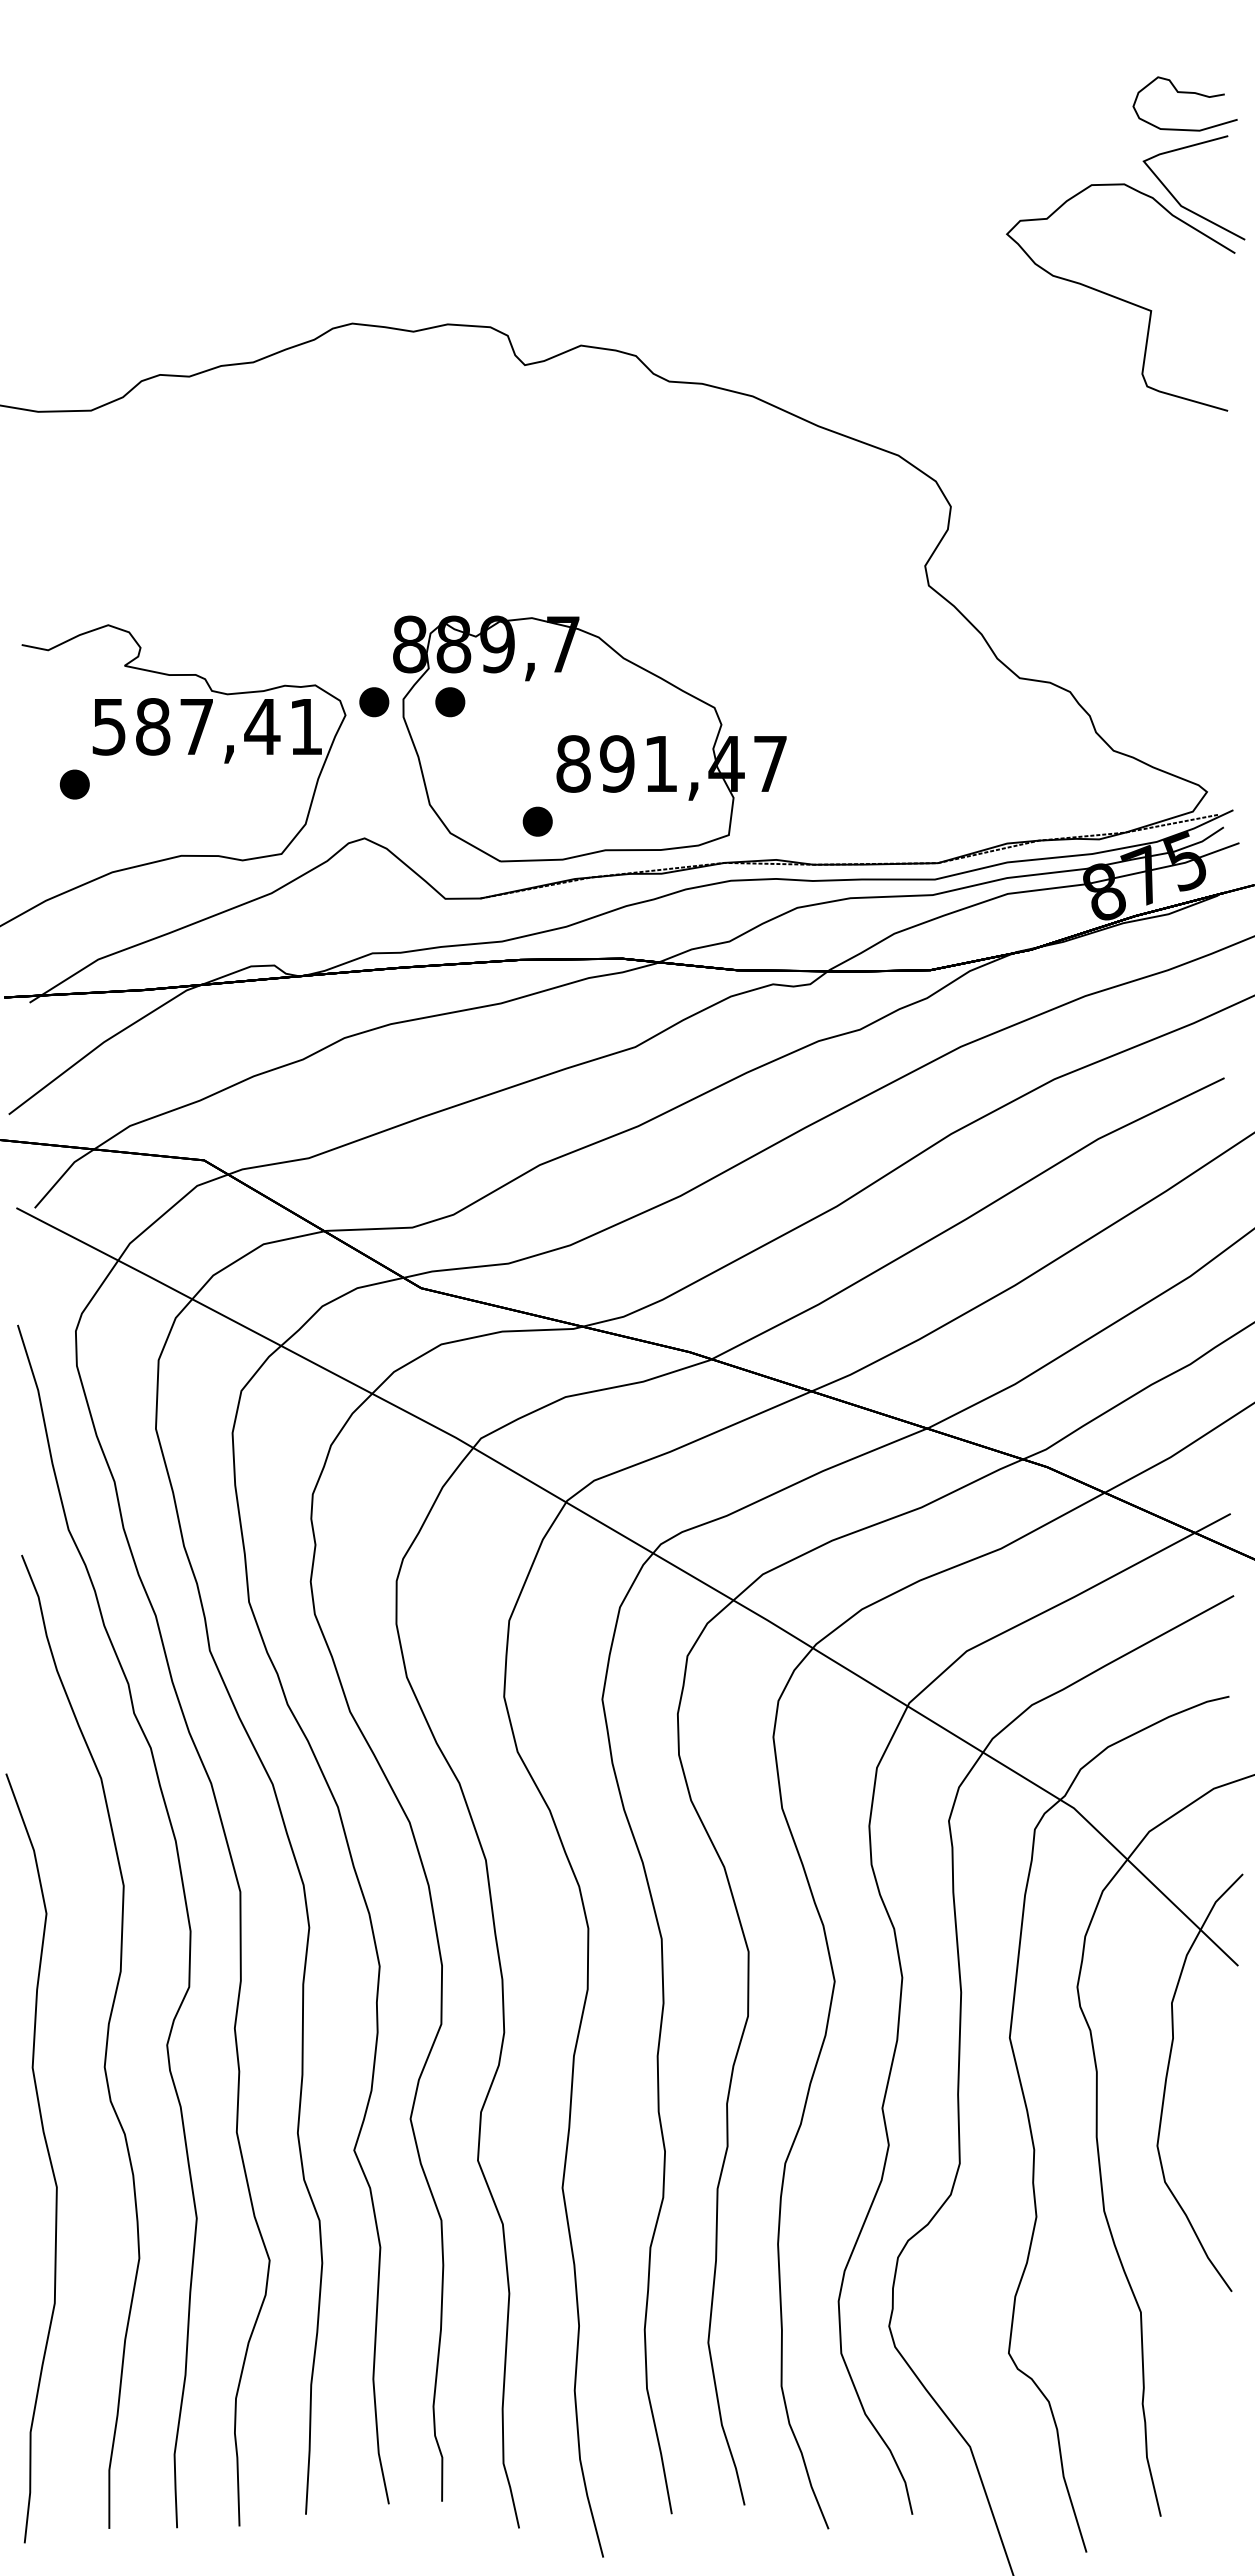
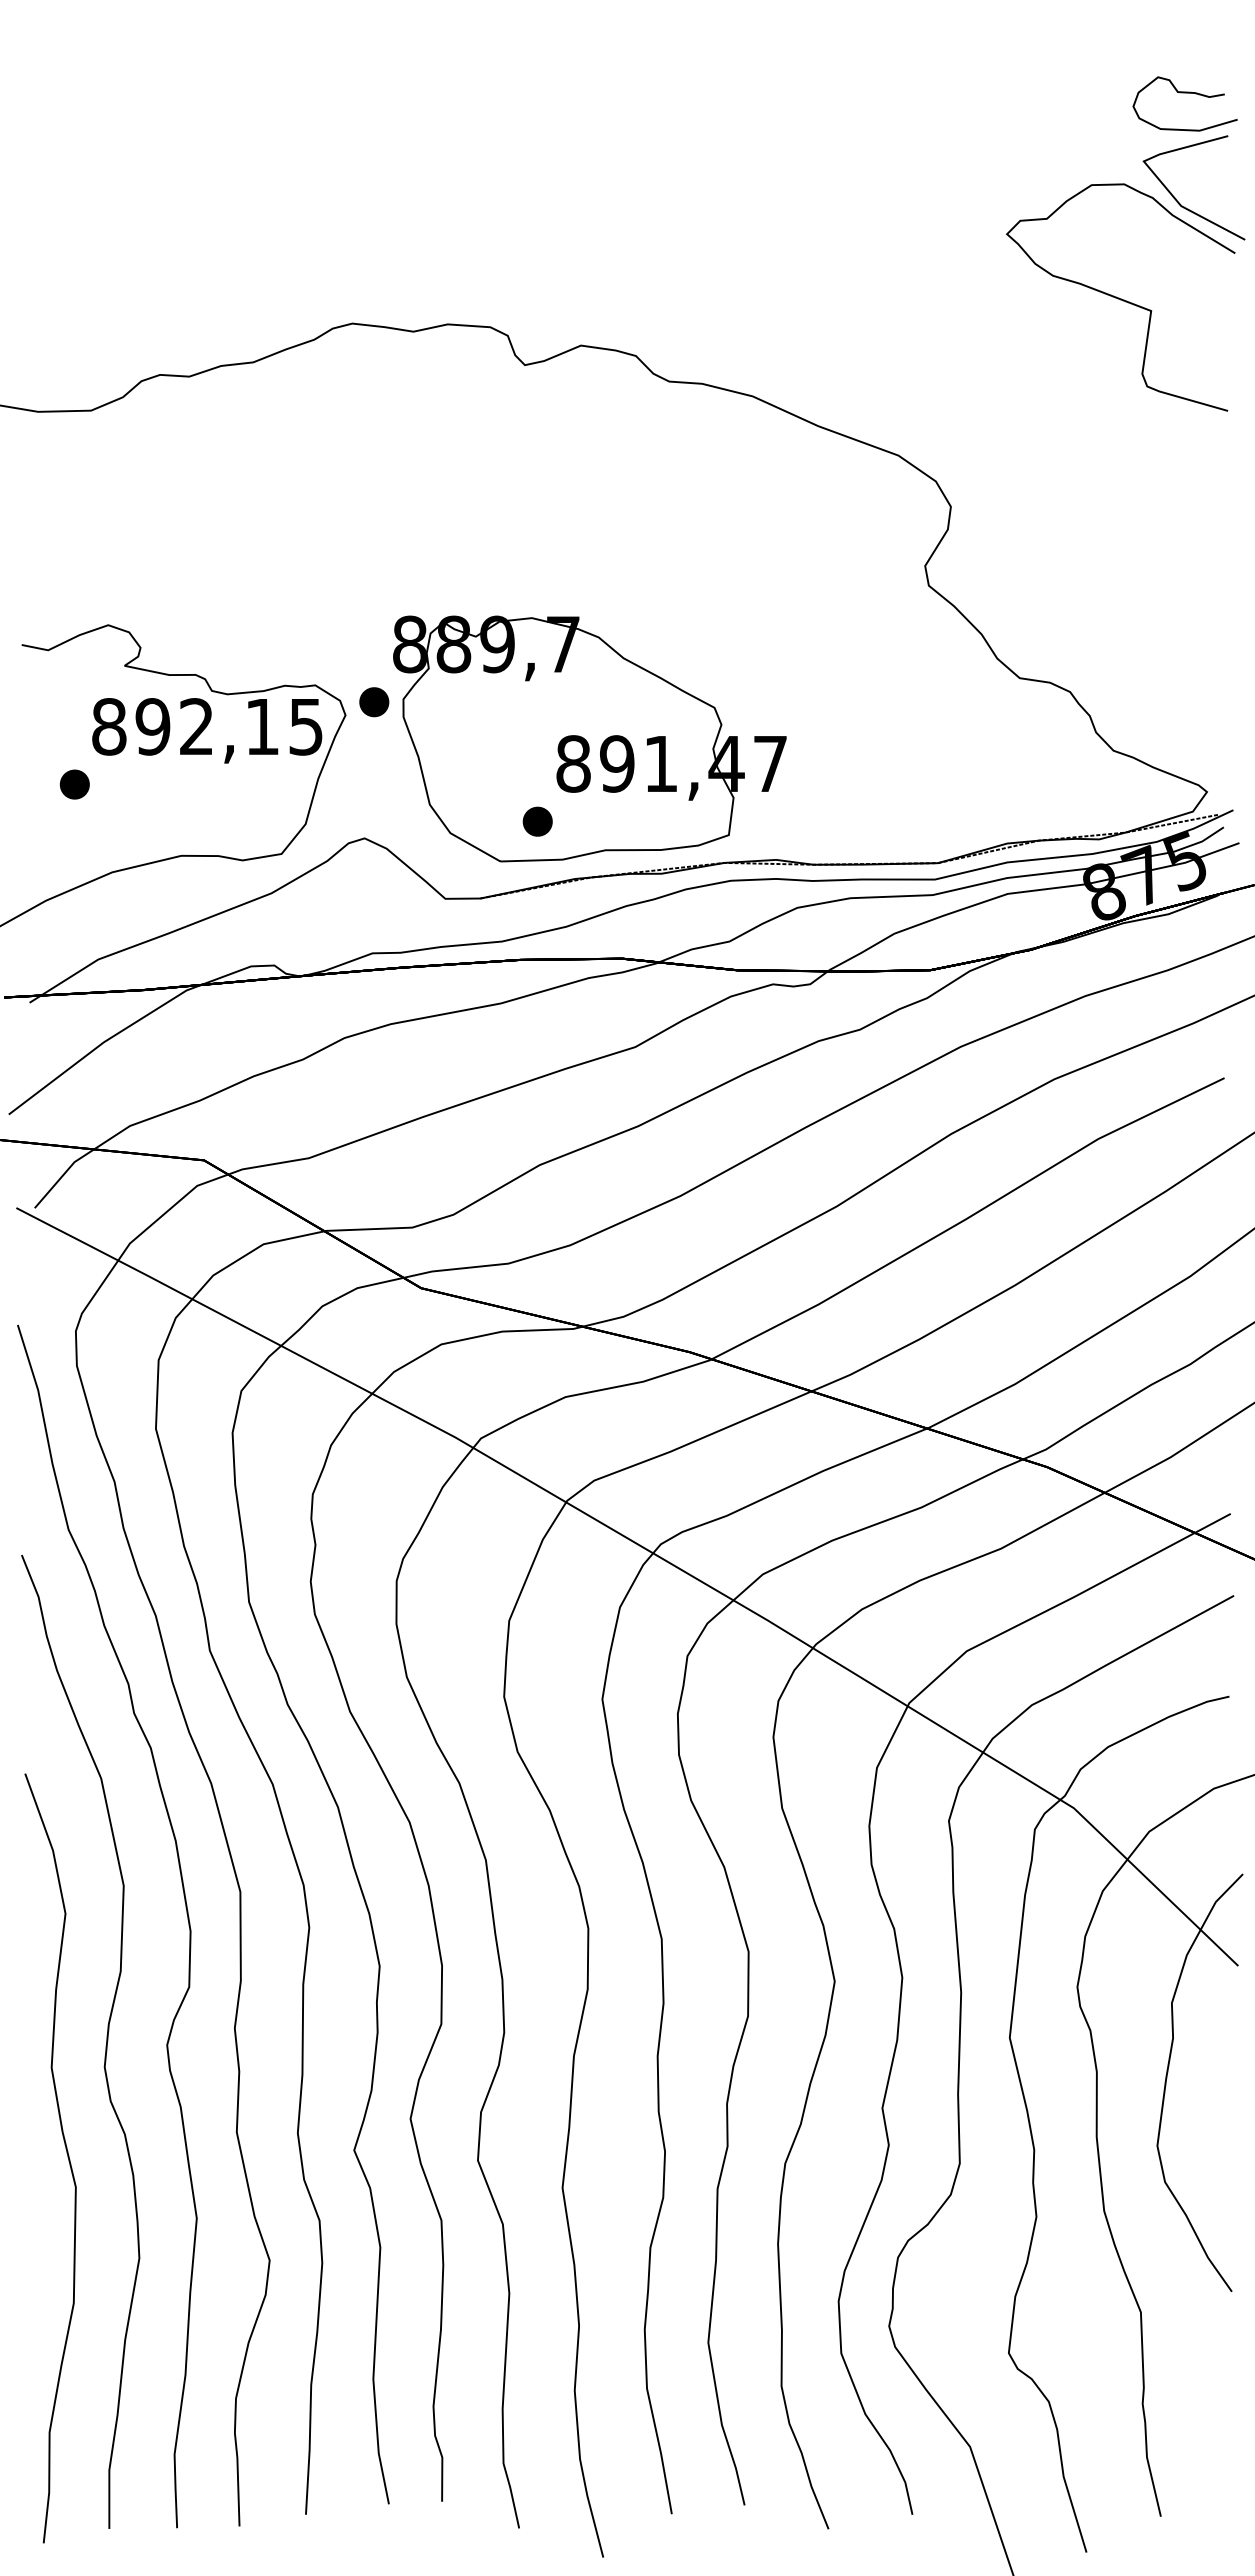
part: present -> none (450, 702)
text: 587,41 -> 892,15 (207, 726)
curve position: (47, 2153) -> (66, 2153) (66, 2153)
